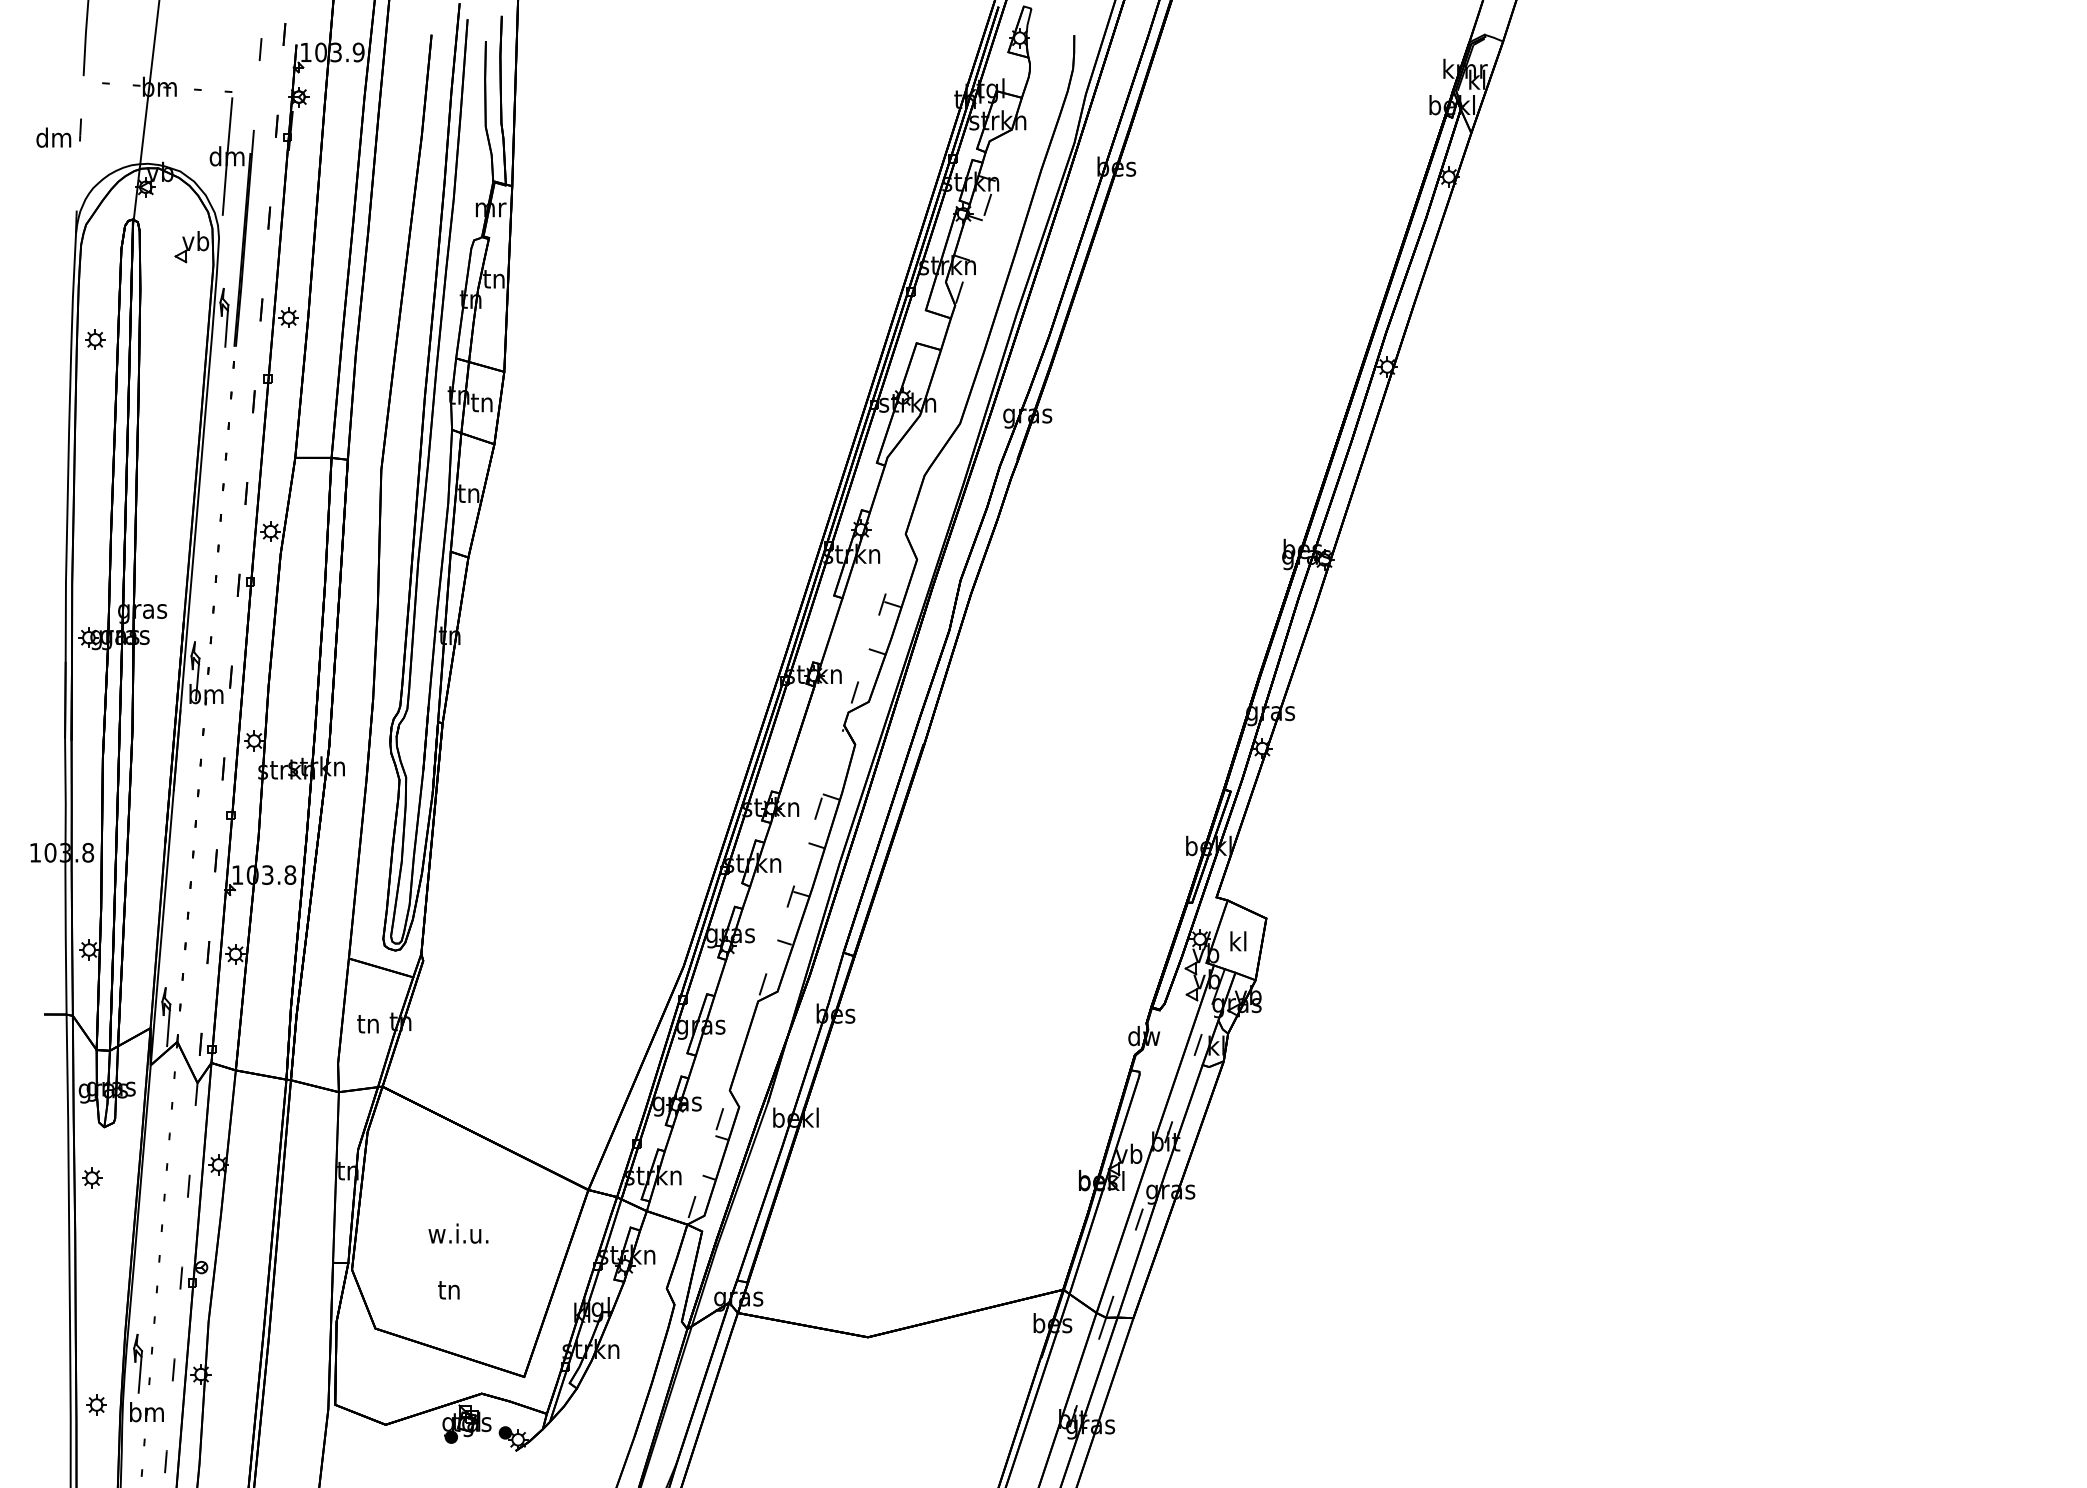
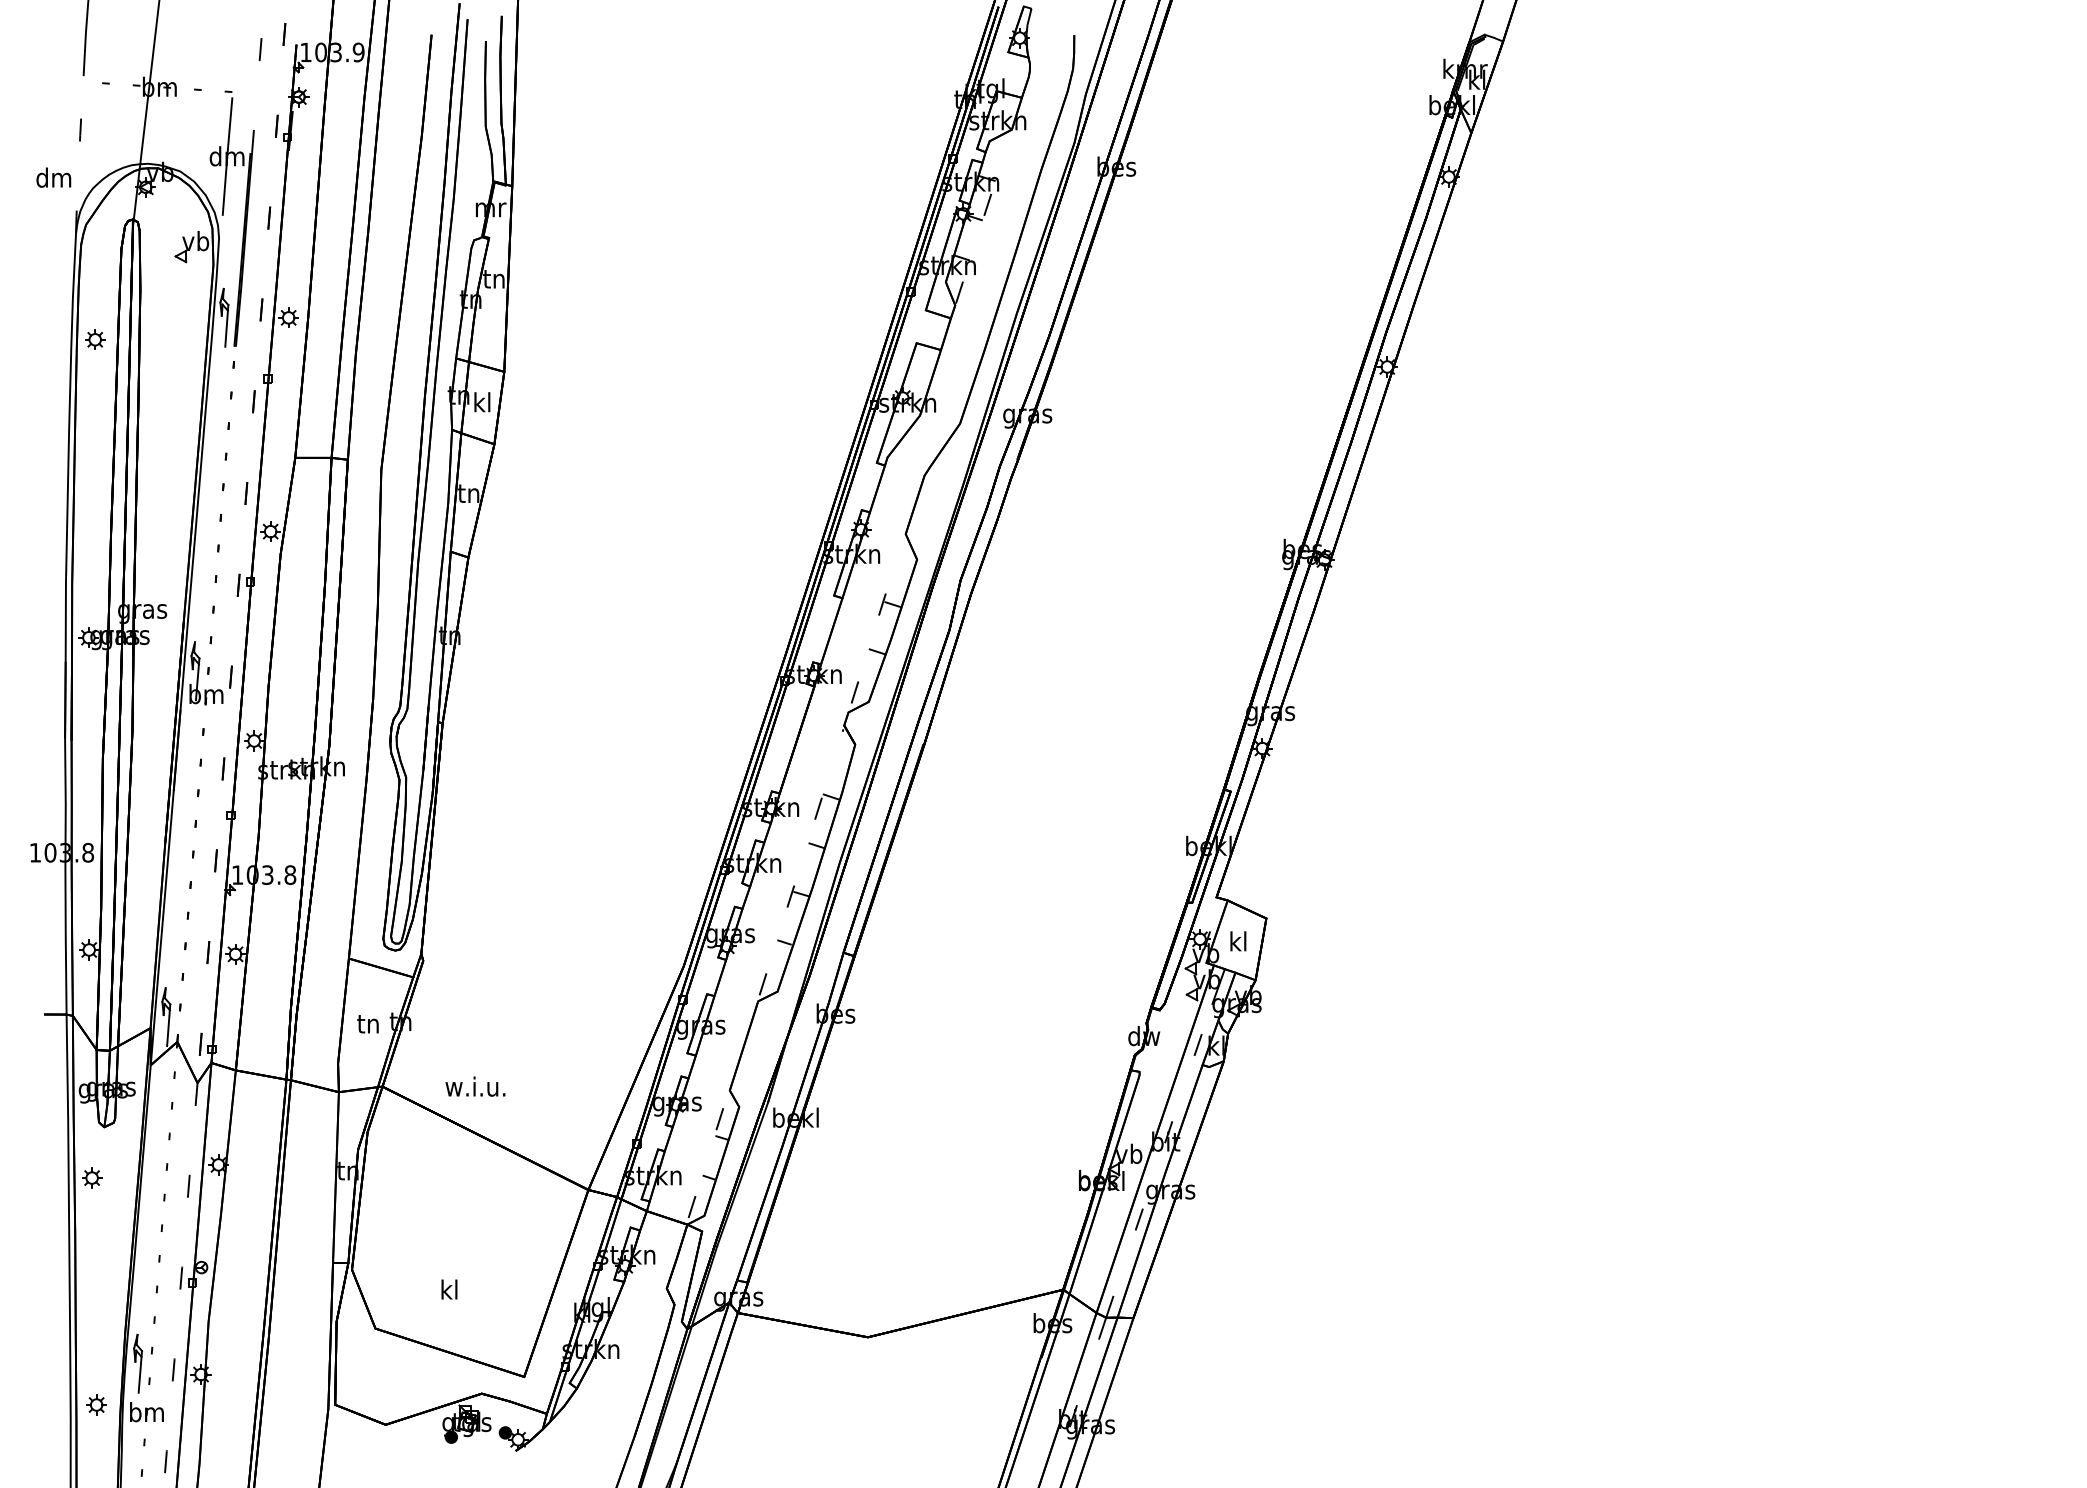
text position: (53, 137) -> (53, 177) (53, 177)
text: tn -> kl (481, 402)
text position: (458, 1233) -> (475, 1086) (475, 1086)
text: tn -> kl (448, 1289)
